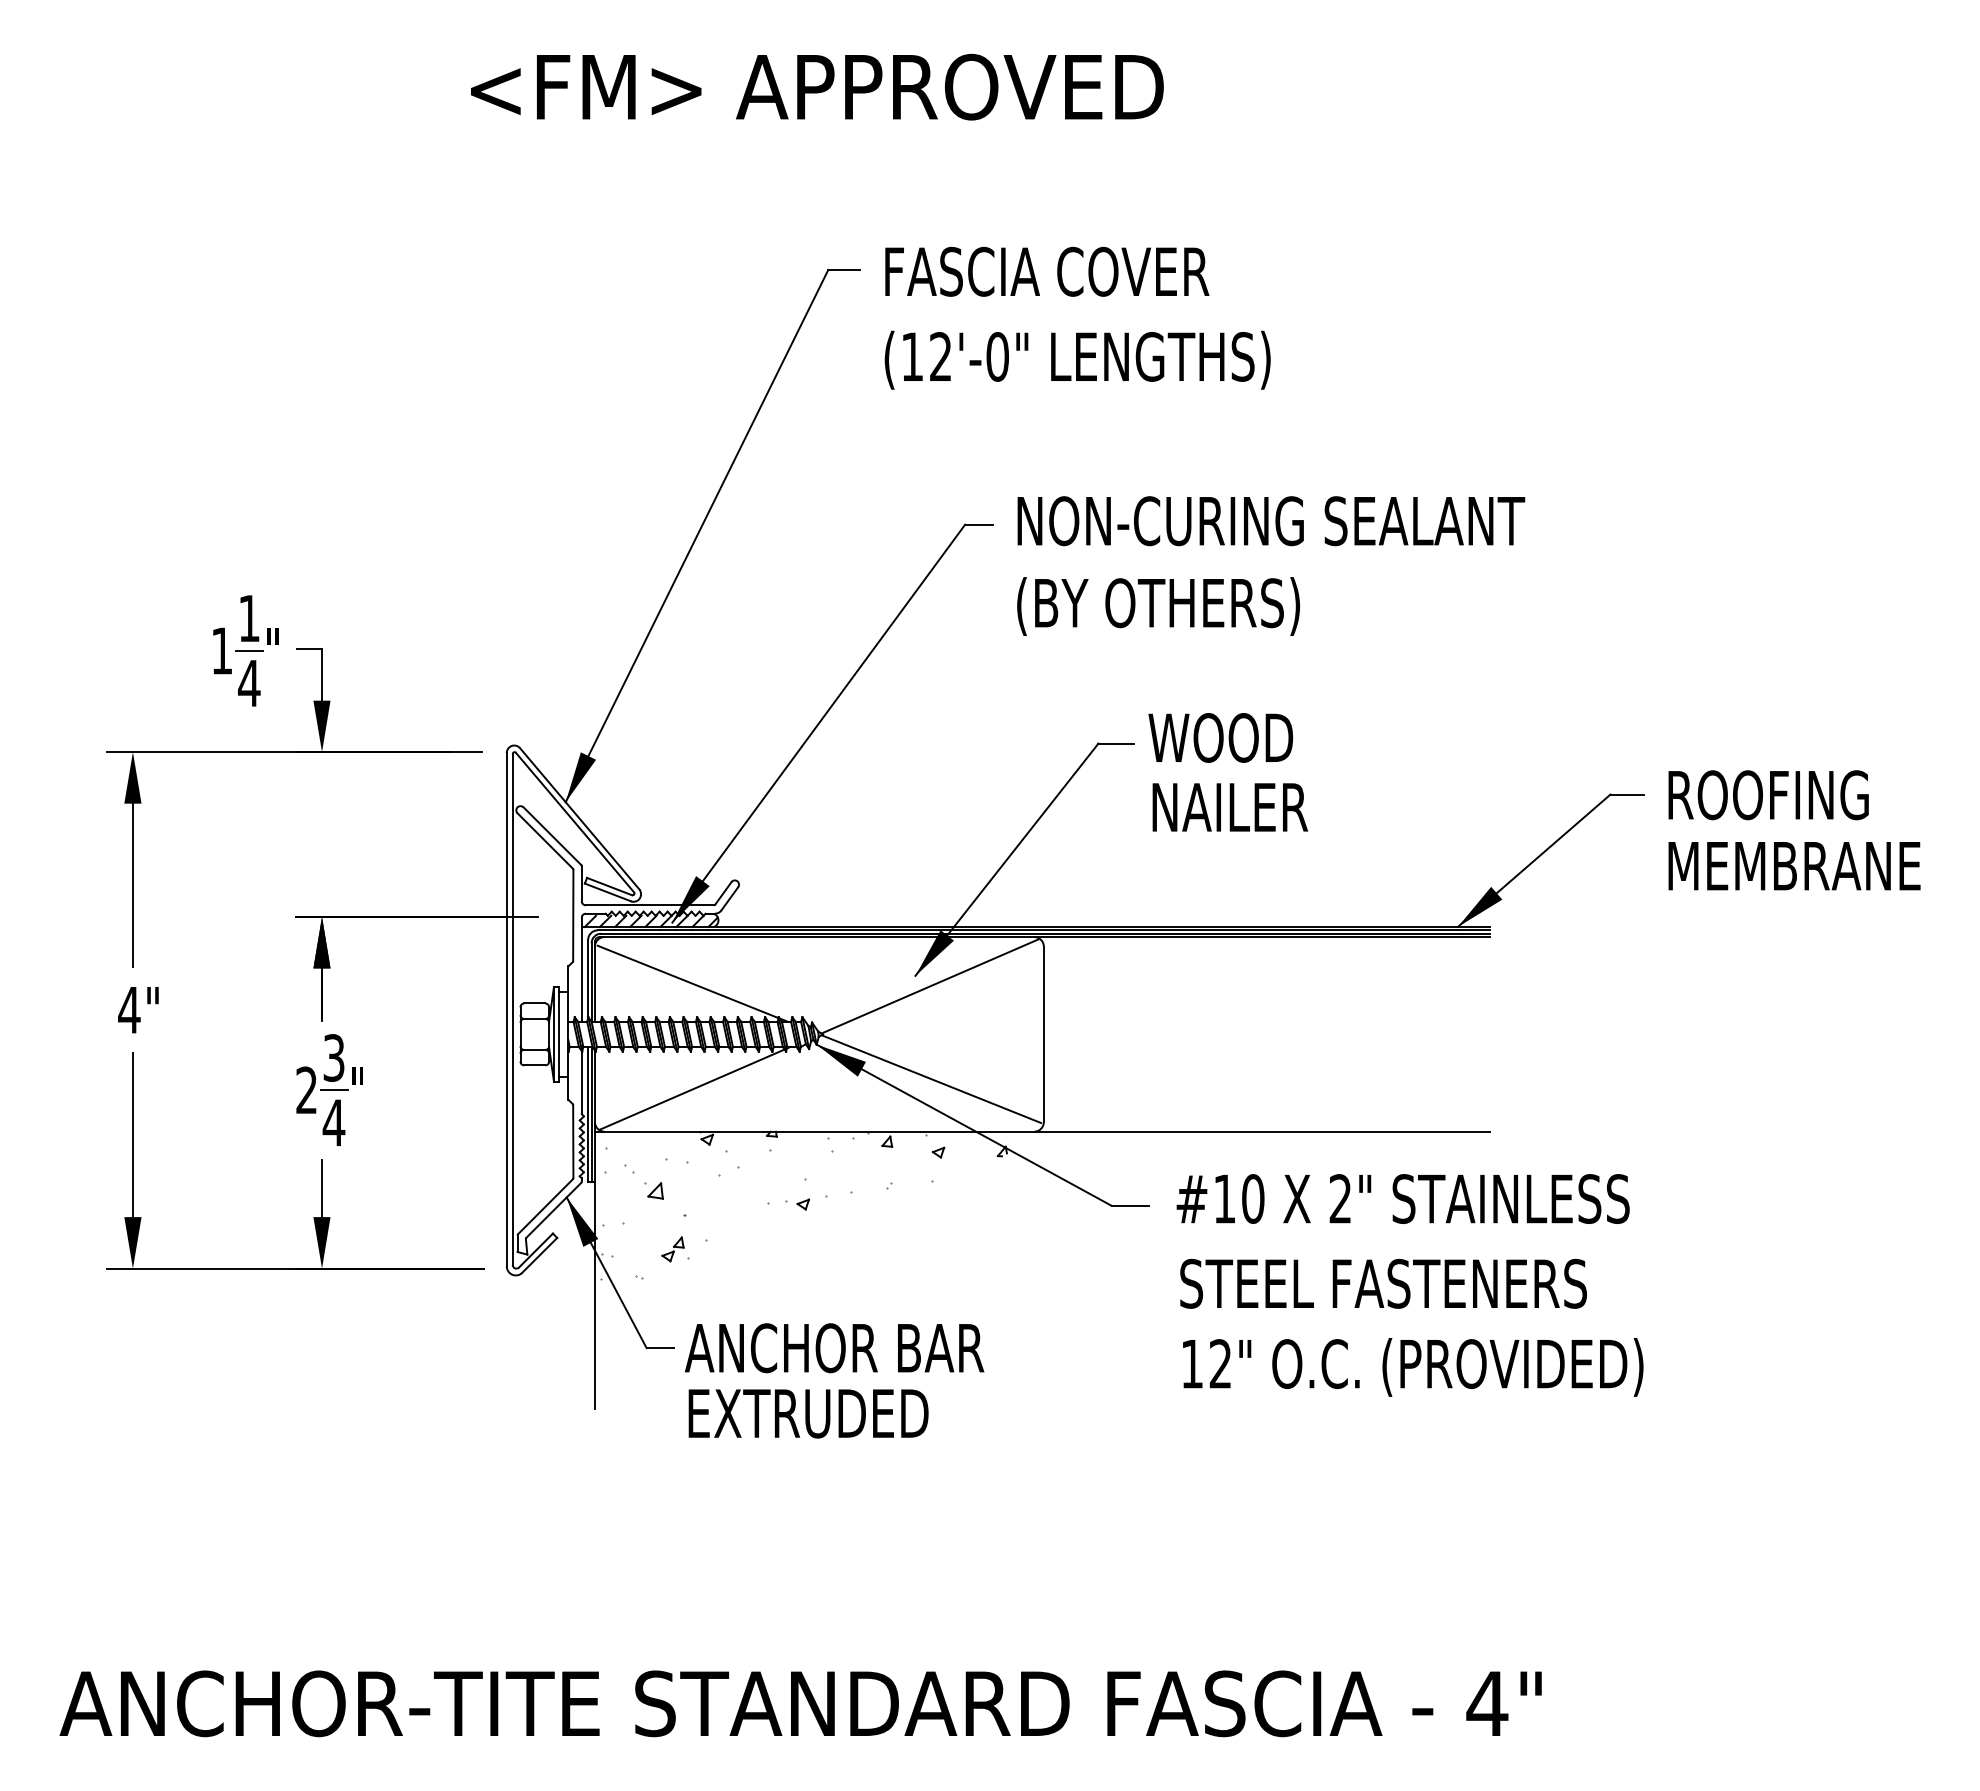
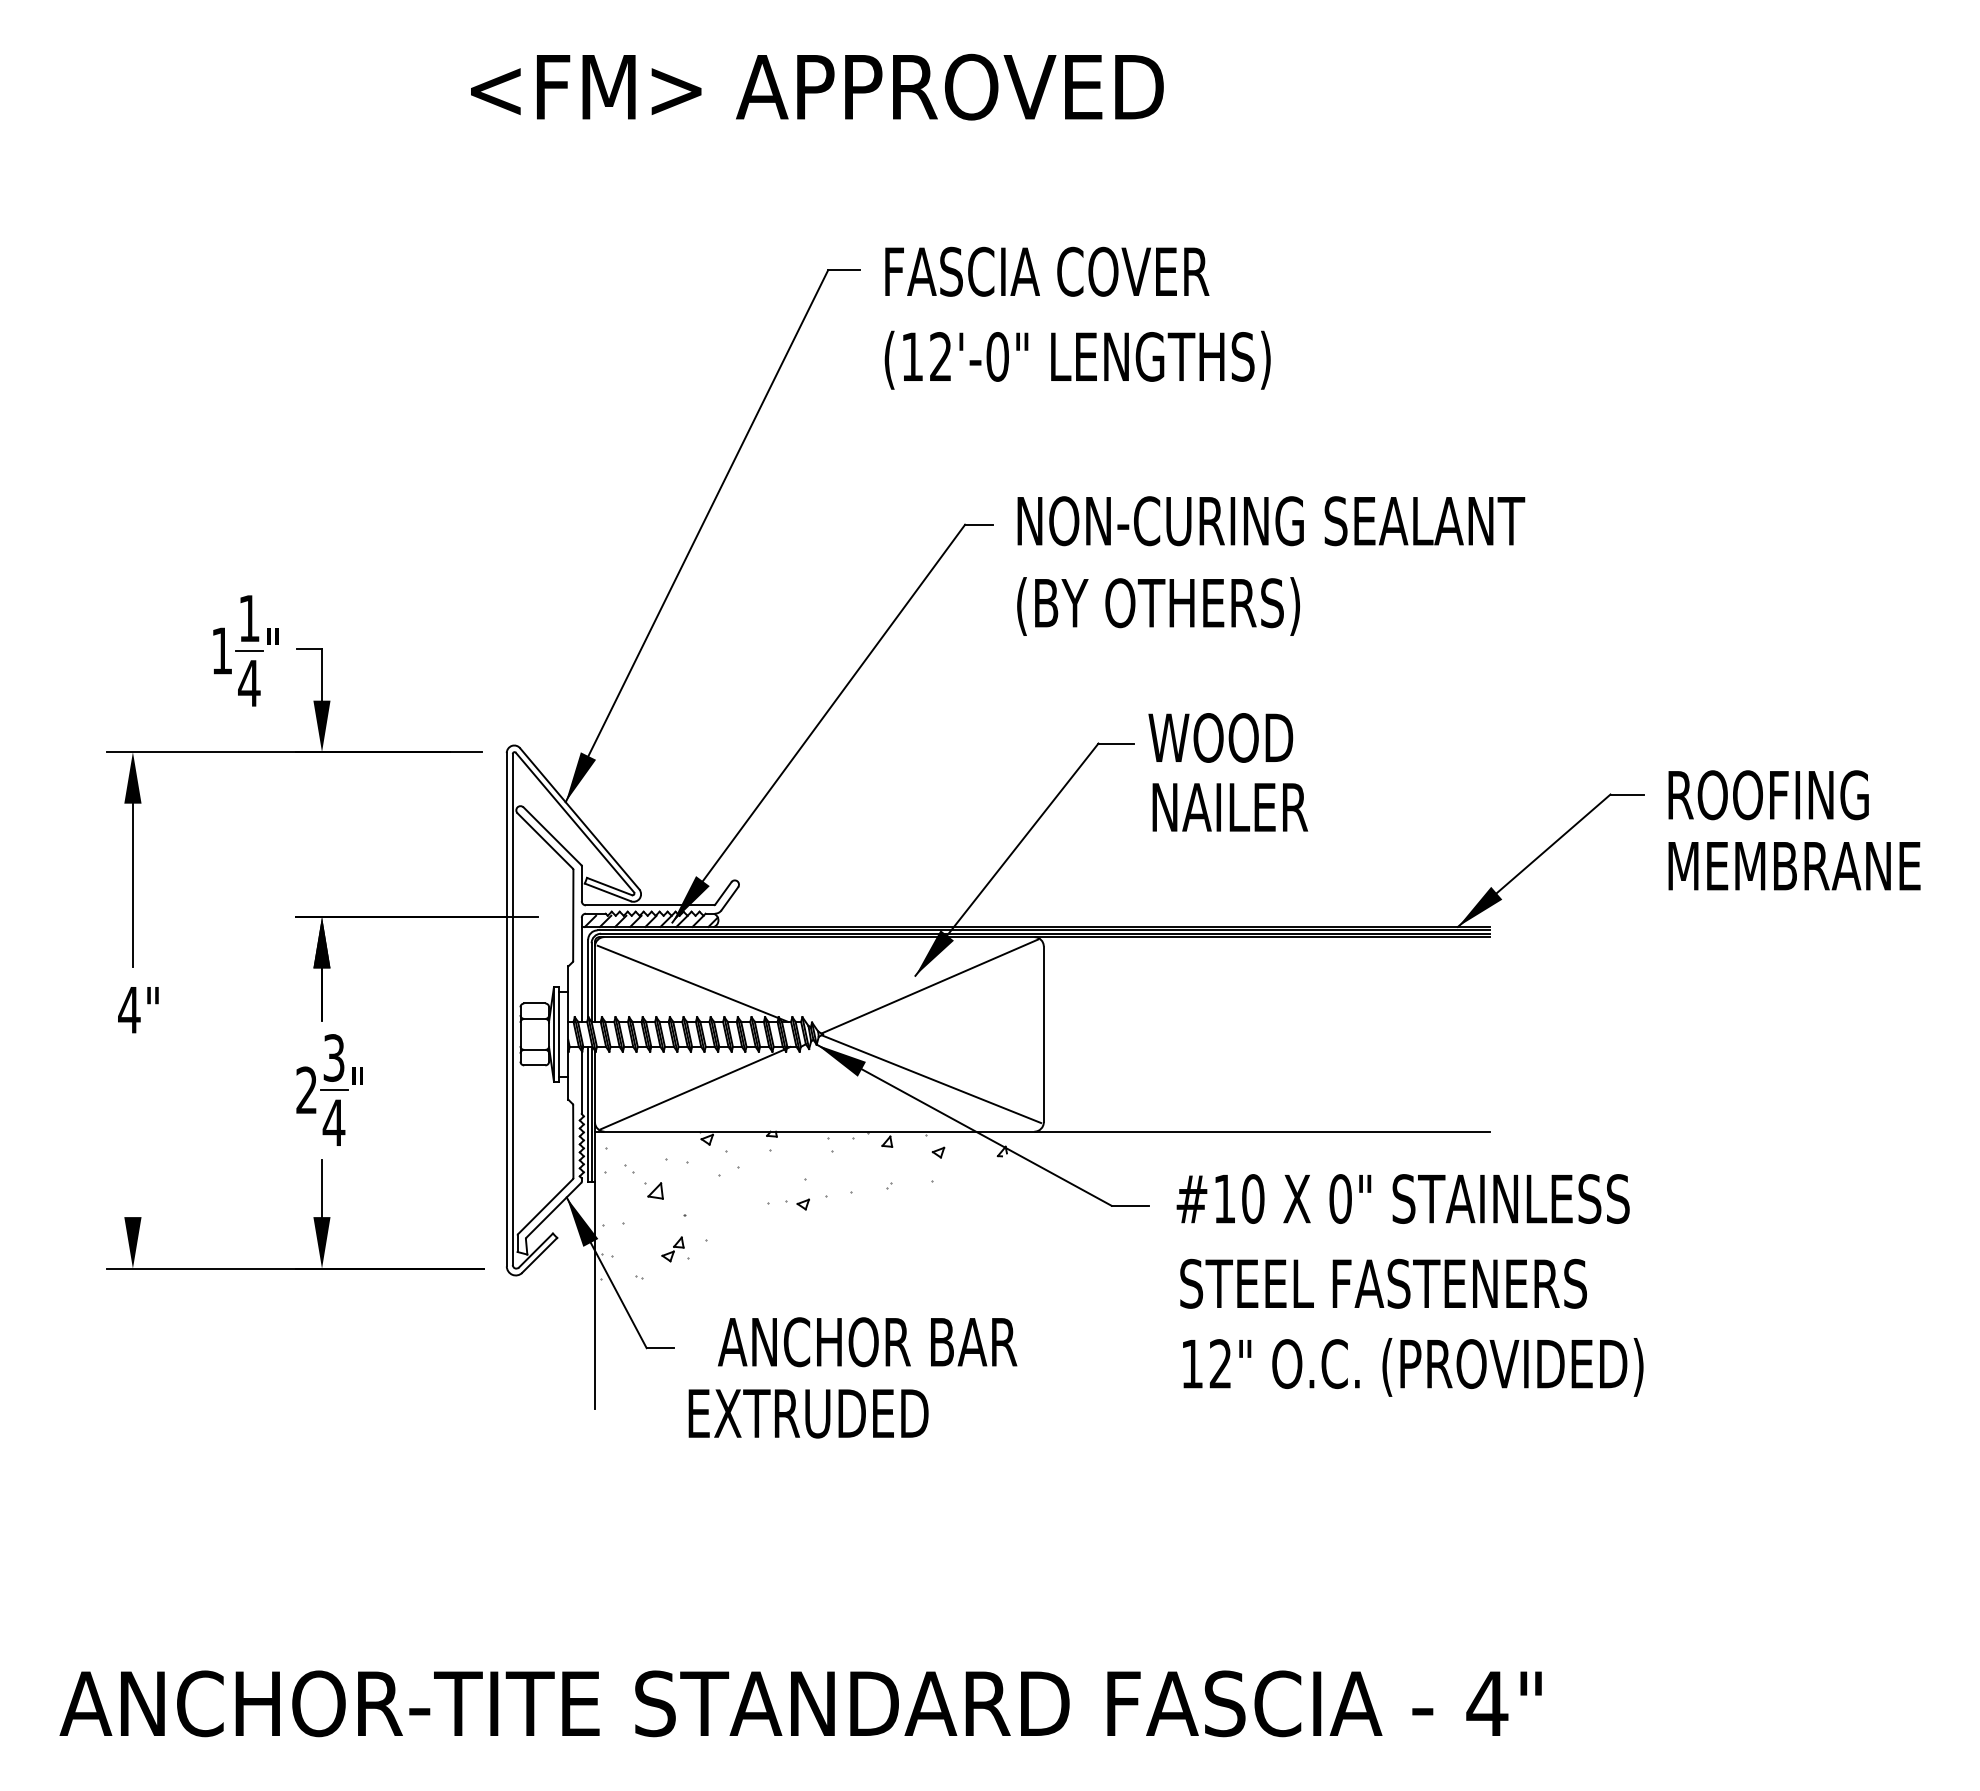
line: present -> none (132, 1135)
text: 2" -> 0" (1340, 1198)
text position: (834, 1348) -> (867, 1342) (867, 1342)
